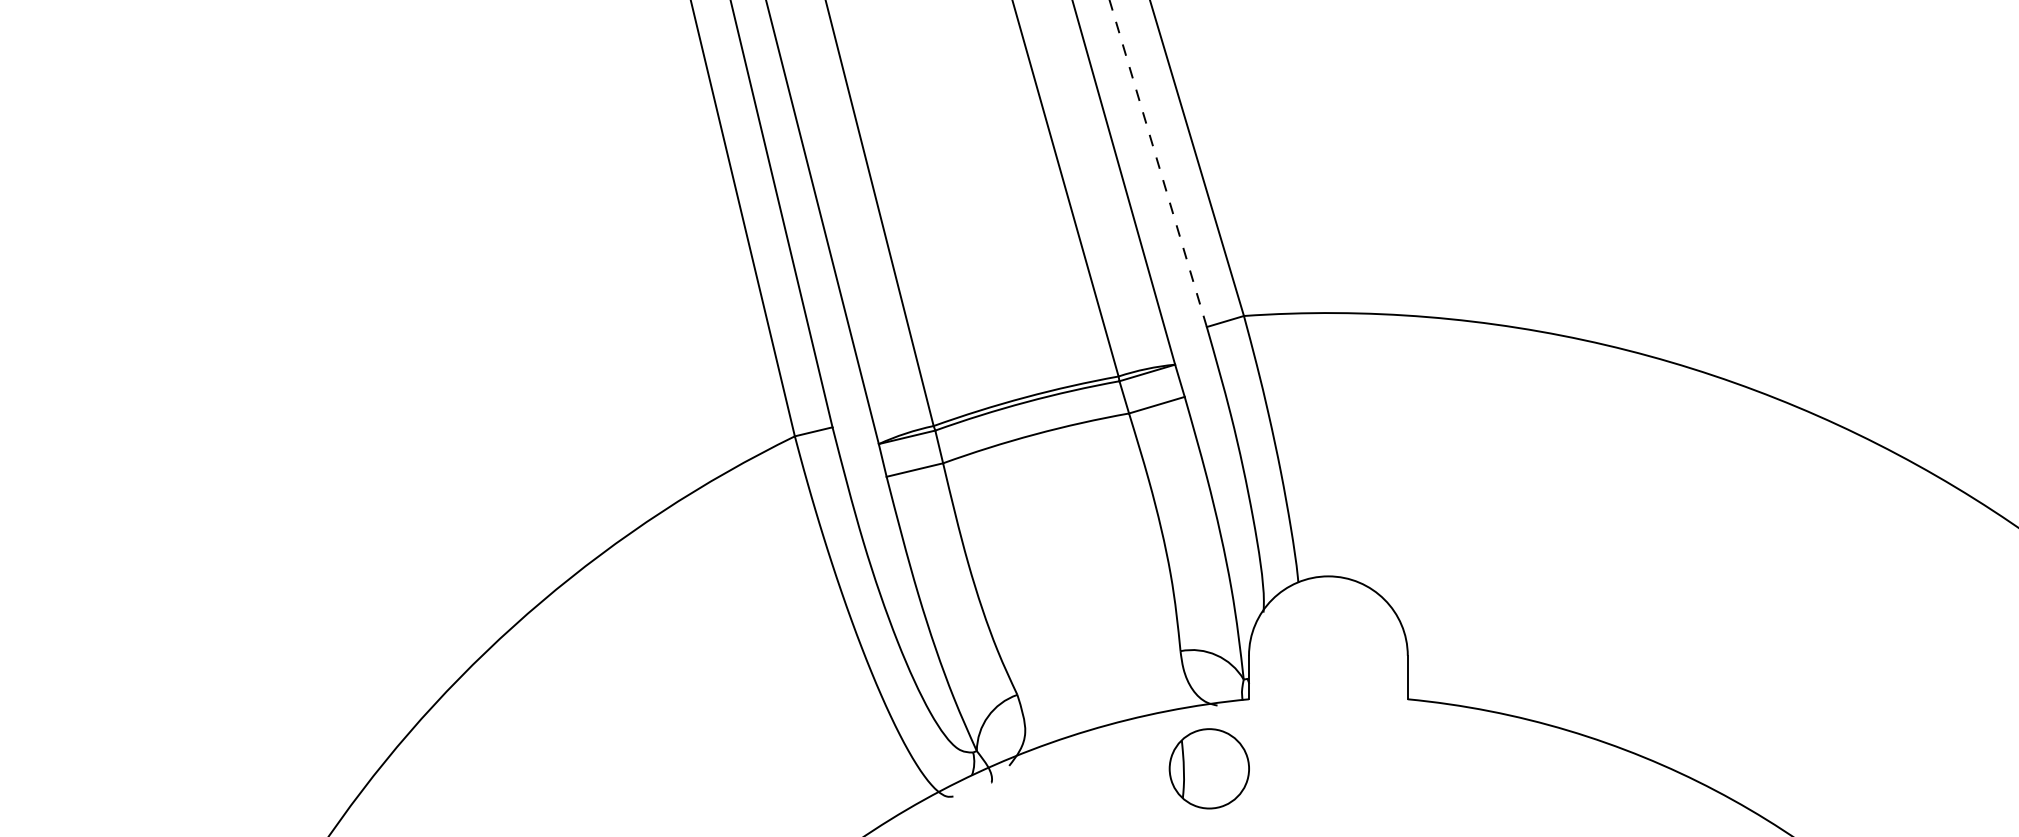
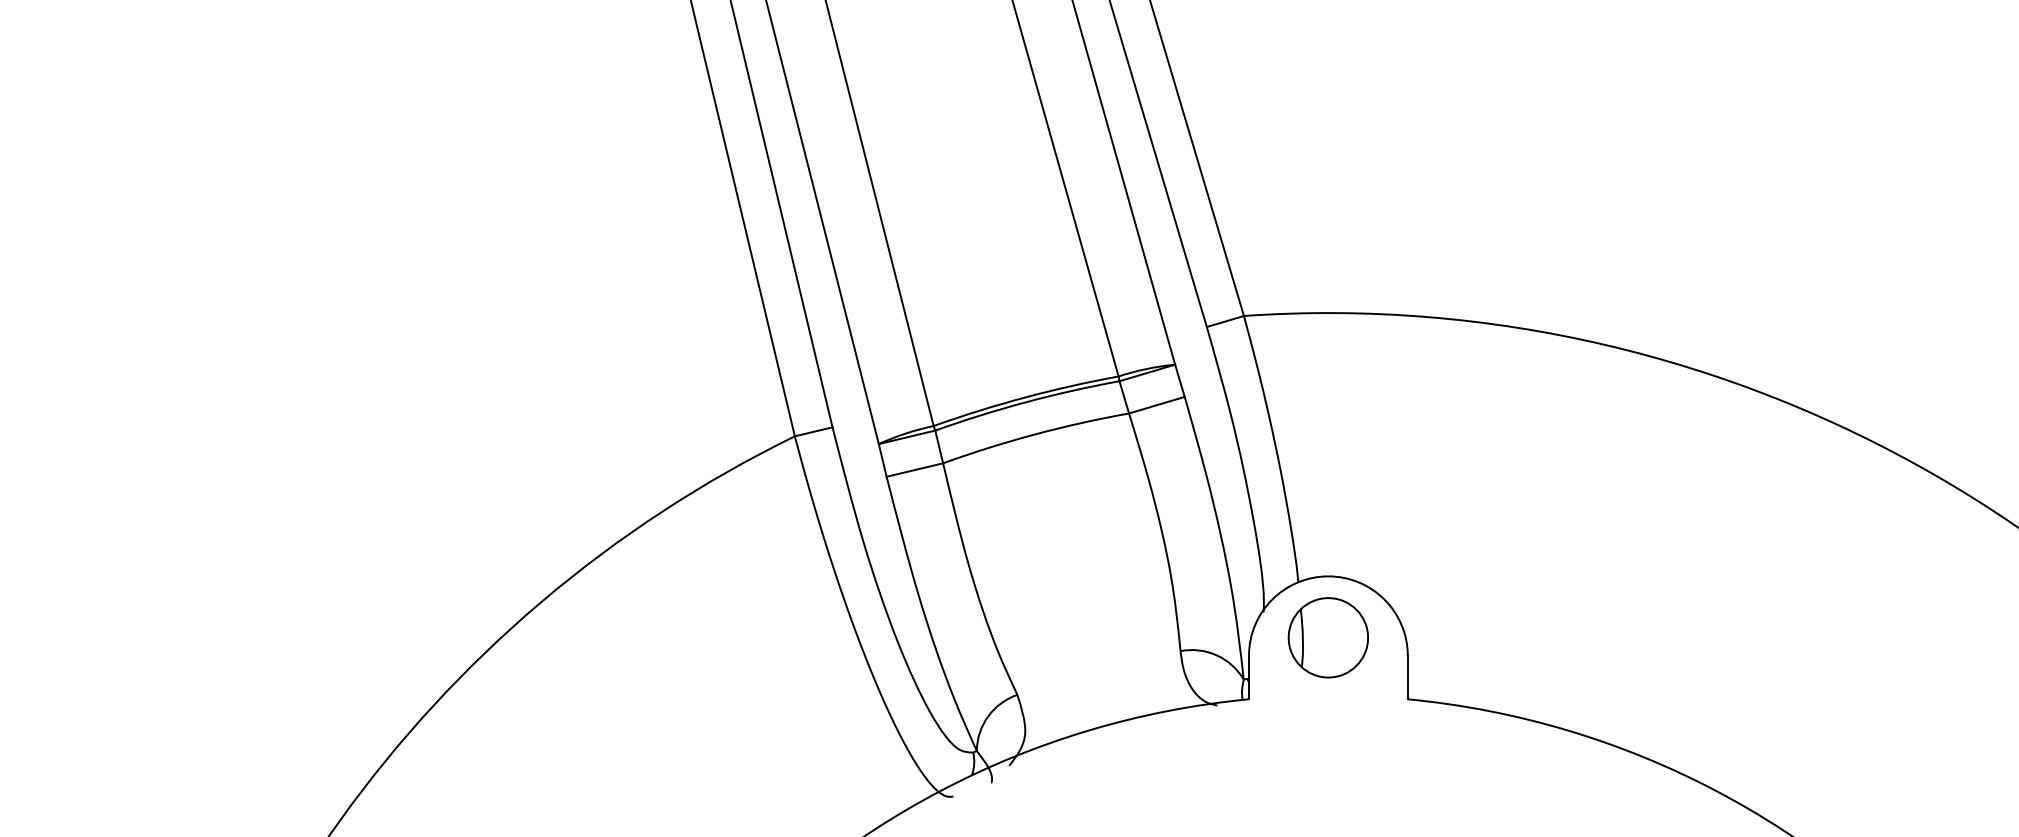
line: dashed -> solid (1158, 163)
part position: (1208, 768) -> (1327, 637) (1327, 637)
